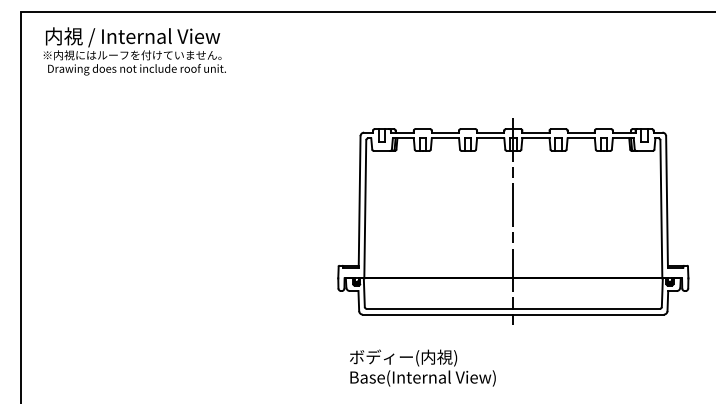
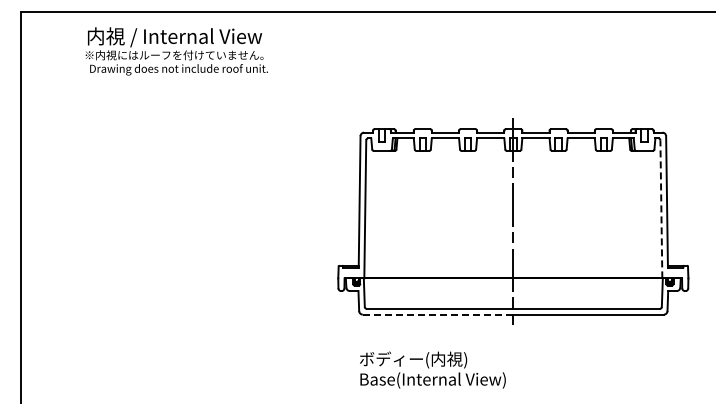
text position: (134, 51) -> (176, 51) (176, 51)
line: solid -> dashed (661, 208)
line: solid -> dashed (437, 314)
text position: (422, 367) -> (432, 369) (432, 369)
